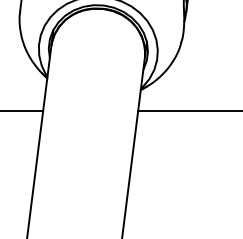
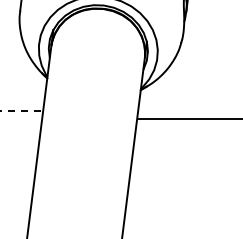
line: solid -> dashed (22, 111)
line position: (188, 111) -> (188, 119) (188, 119)
